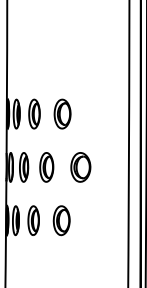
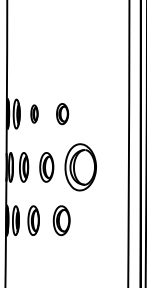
part size: 13x32 px -> 9x20 px (34, 113)
part size: 19x32 px -> 14x23 px (62, 114)
part size: 22x31 px -> 33x49 px (80, 167)
